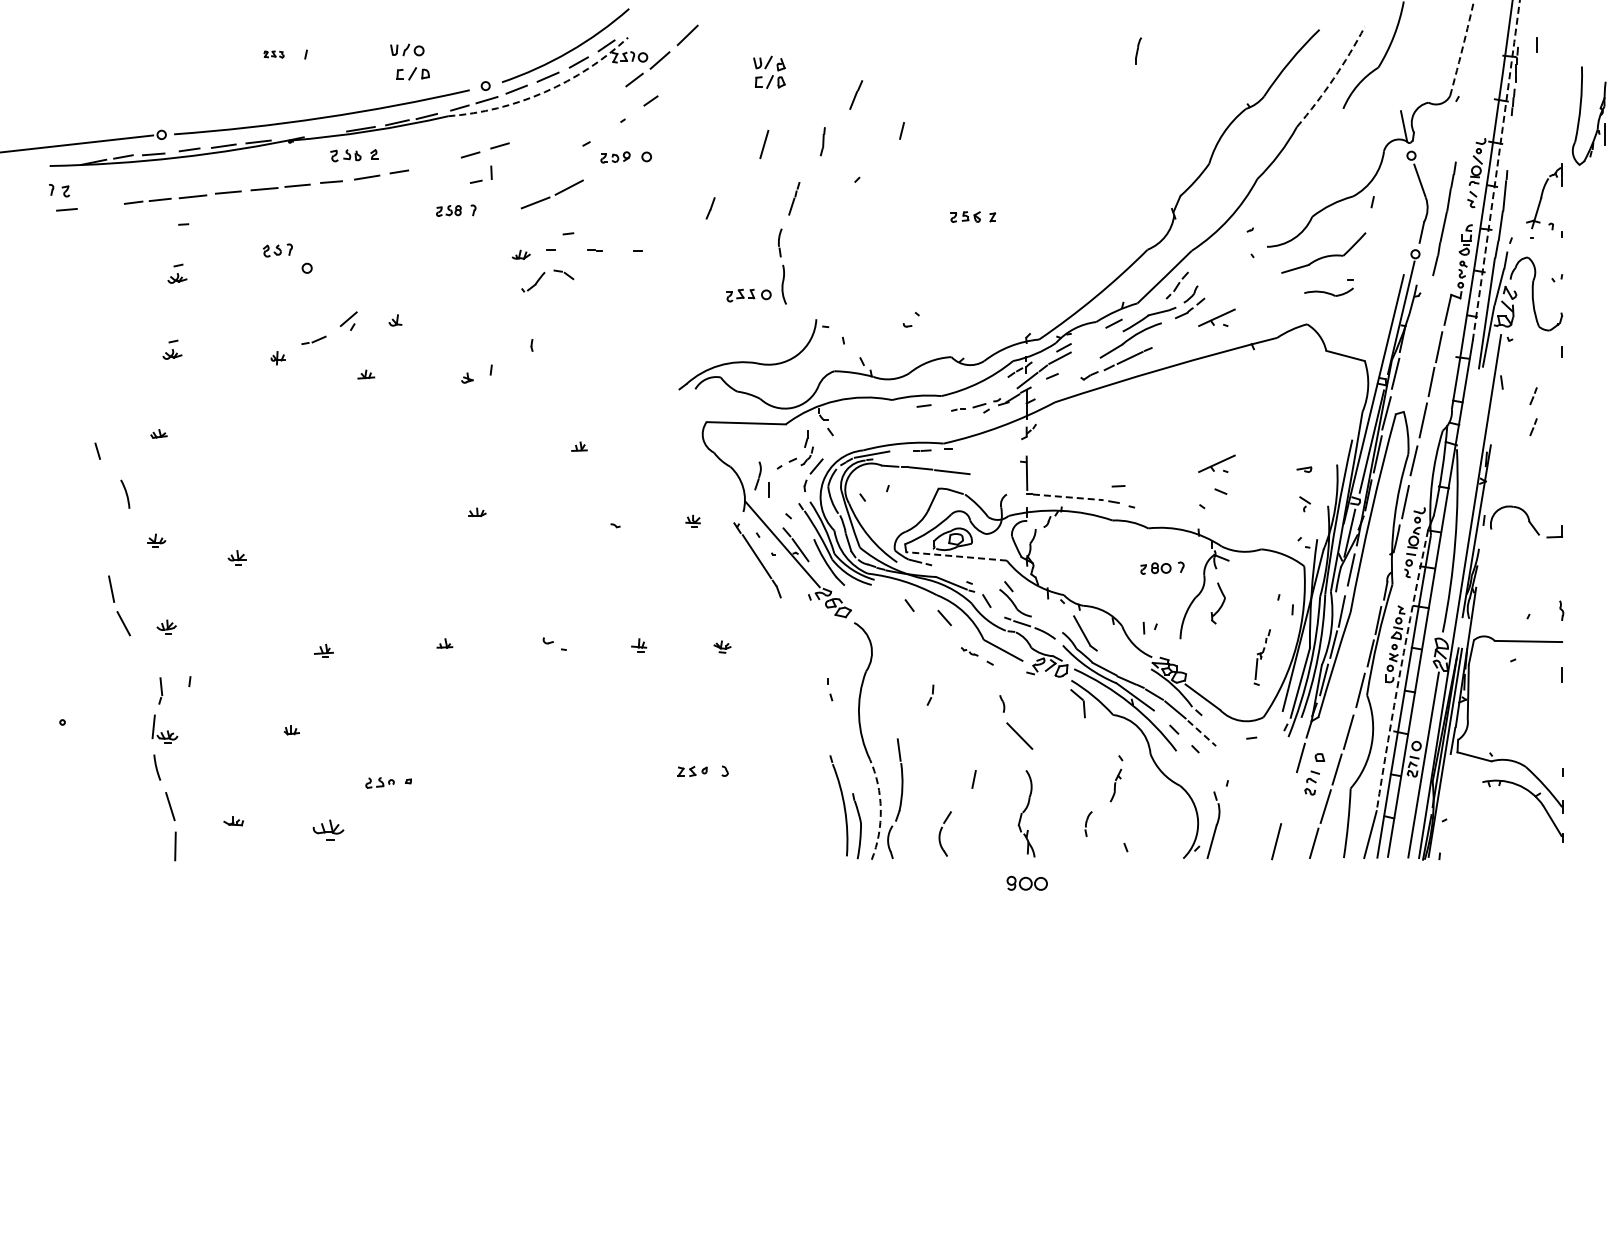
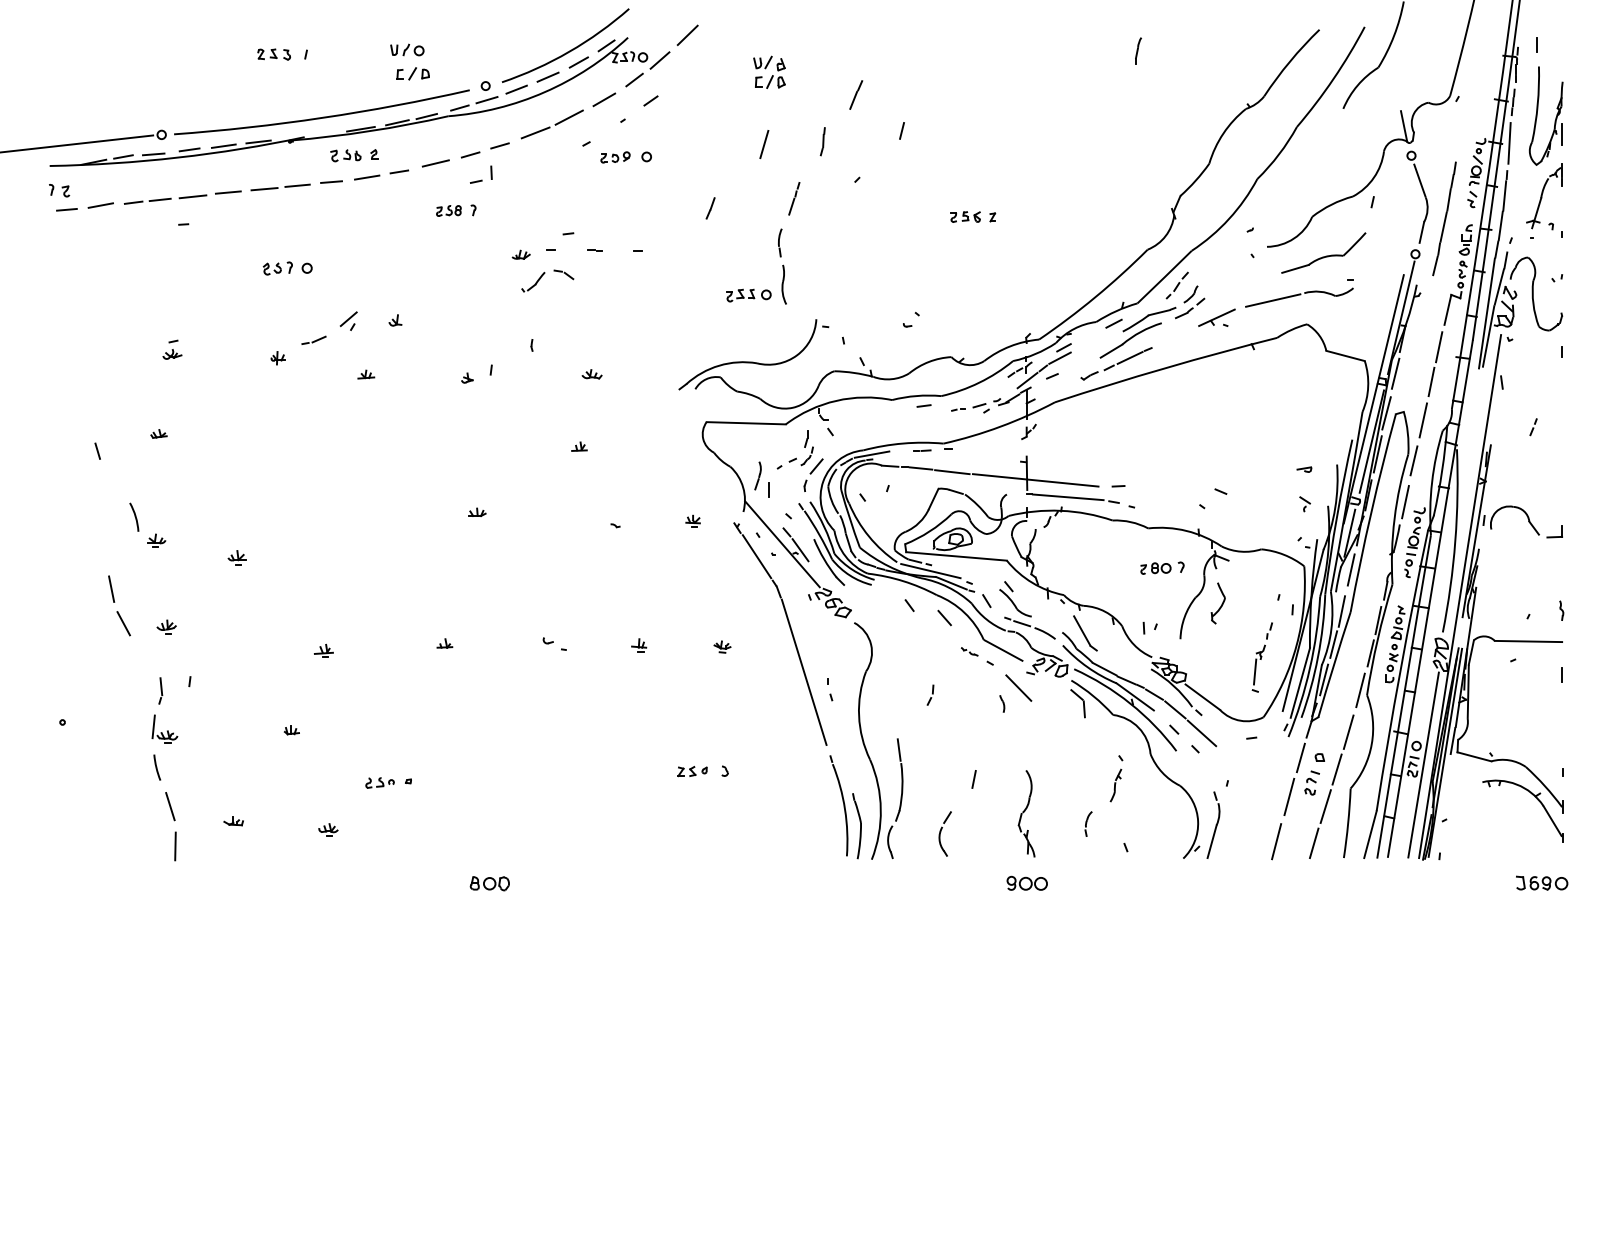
arc: dashed -> solid (1462, 47)
part size: 22x9 px -> 34x13 px (273, 54)
arc: dashed -> solid (1333, 78)
arc: dashed -> solid (544, 92)
line: none -> present (604, 99)
part position: (1580, 115) -> (1537, 115) (1537, 115)
line: none -> present (1509, 143)
line: none -> present (435, 163)
arc: dashed -> solid (1496, 170)
part position: (551, 194) -> (551, 124) (551, 124)
line: none -> present (100, 205)
part position: (277, 250) -> (277, 268) (277, 268)
part: present -> none (177, 273)
line: none -> present (1273, 300)
part: none -> present (591, 374)
line: present -> none (1533, 396)
part: present -> none (1216, 463)
line: none -> present (1035, 480)
arc position: (125, 493) -> (134, 516) (134, 516)
line: dashed -> solid (1068, 497)
line: dashed -> solid (956, 556)
line: none -> present (930, 571)
part size: 18x57 px -> 22x71 px (1261, 657)
arc: dashed -> solid (1400, 670)
line: none -> present (803, 671)
line: dashed -> solid (1202, 733)
line position: (1019, 735) -> (1018, 687) (1018, 687)
line: none -> present (1289, 796)
arc: dashed -> solid (880, 809)
part size: 33x22 px -> 21x14 px (328, 829)
part: none -> present (1542, 882)
part: none -> present (489, 883)
